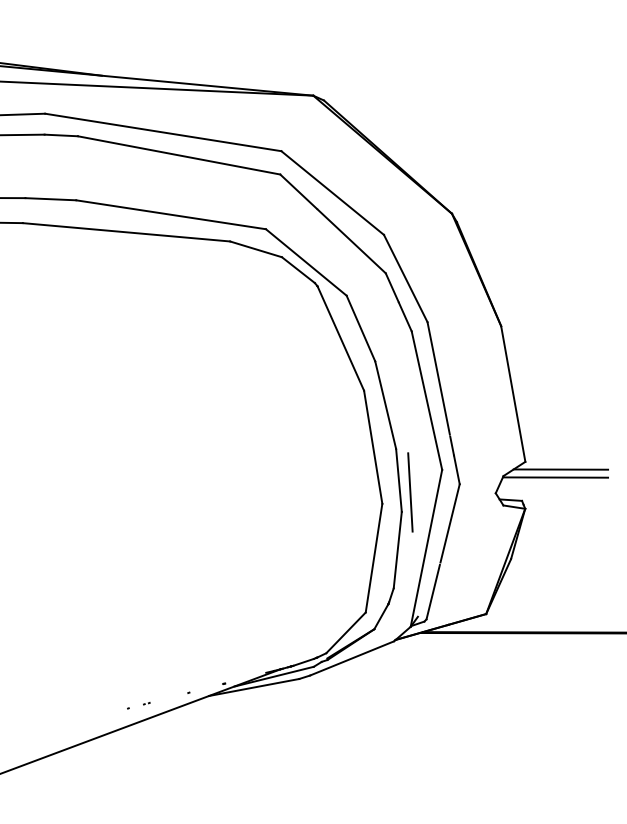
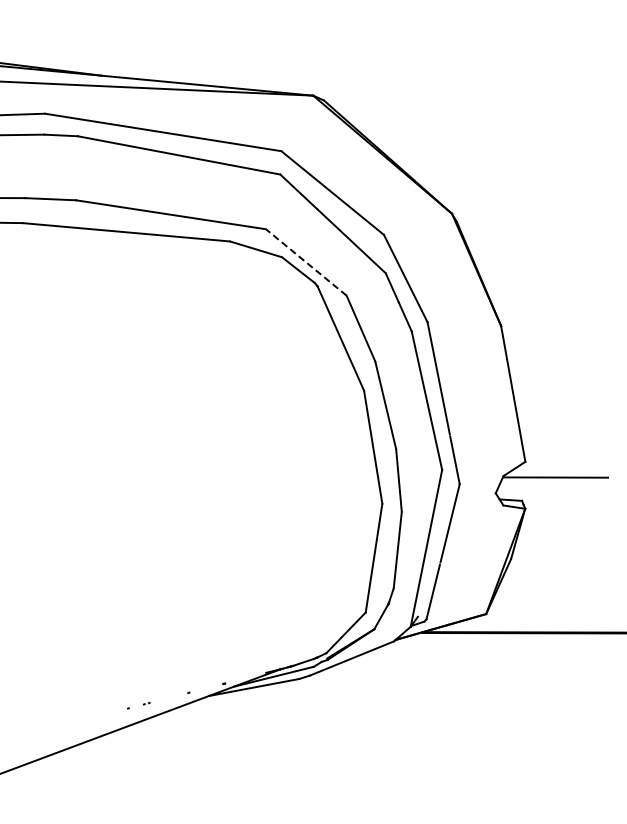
line: solid -> dashed (305, 262)
line: present -> none (560, 469)
line: present -> none (410, 492)
